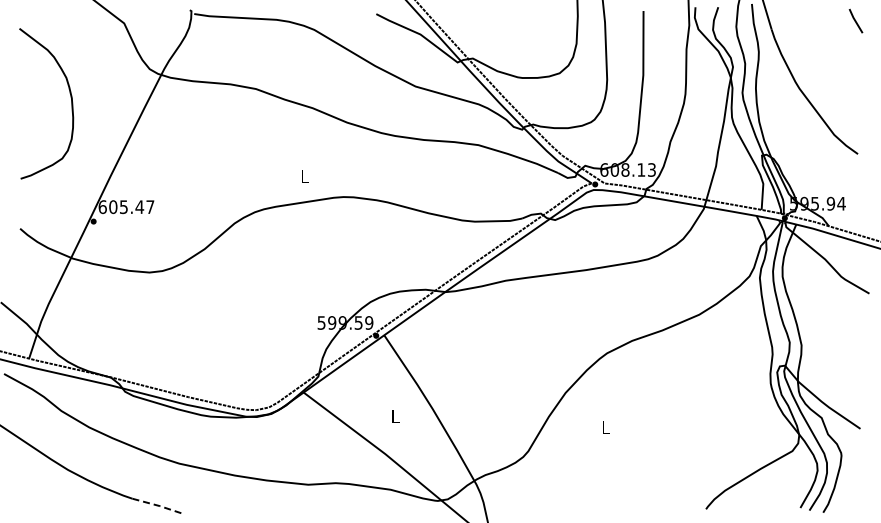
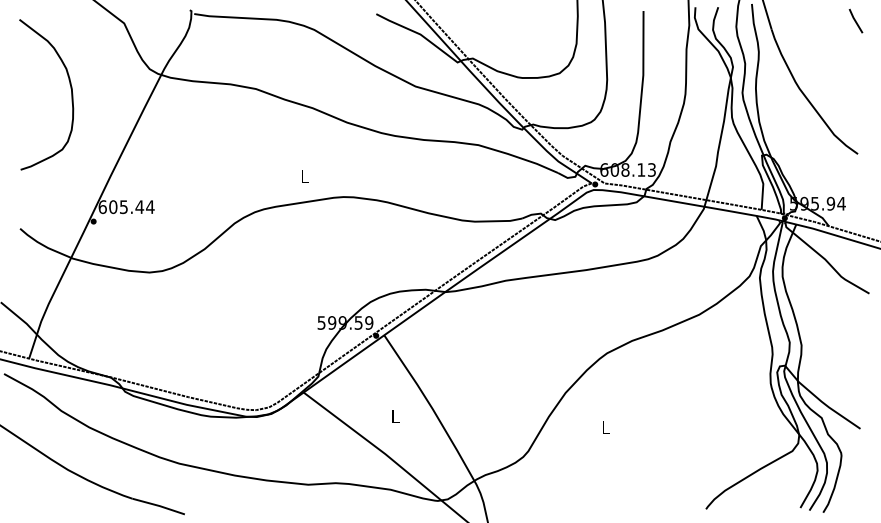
curve position: (70, 97) -> (70, 88) (70, 88)
text: 605.47 -> 605.44 (150, 206)
line: dashed -> solid (159, 506)
